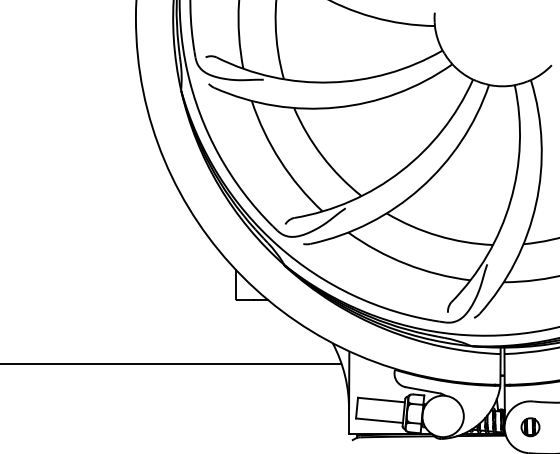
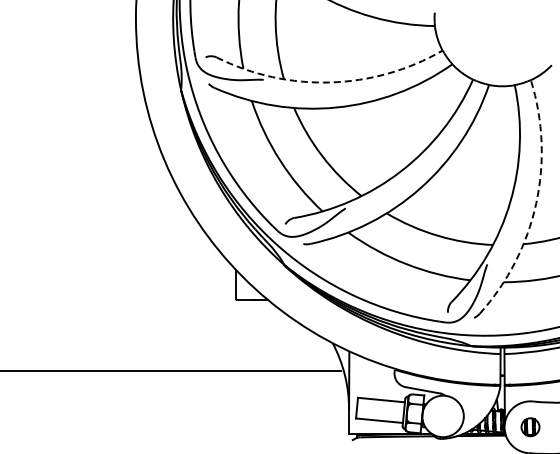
arc: solid -> dashed (330, 82)
arc: solid -> dashed (536, 203)
line position: (171, 364) -> (171, 371) (171, 371)
